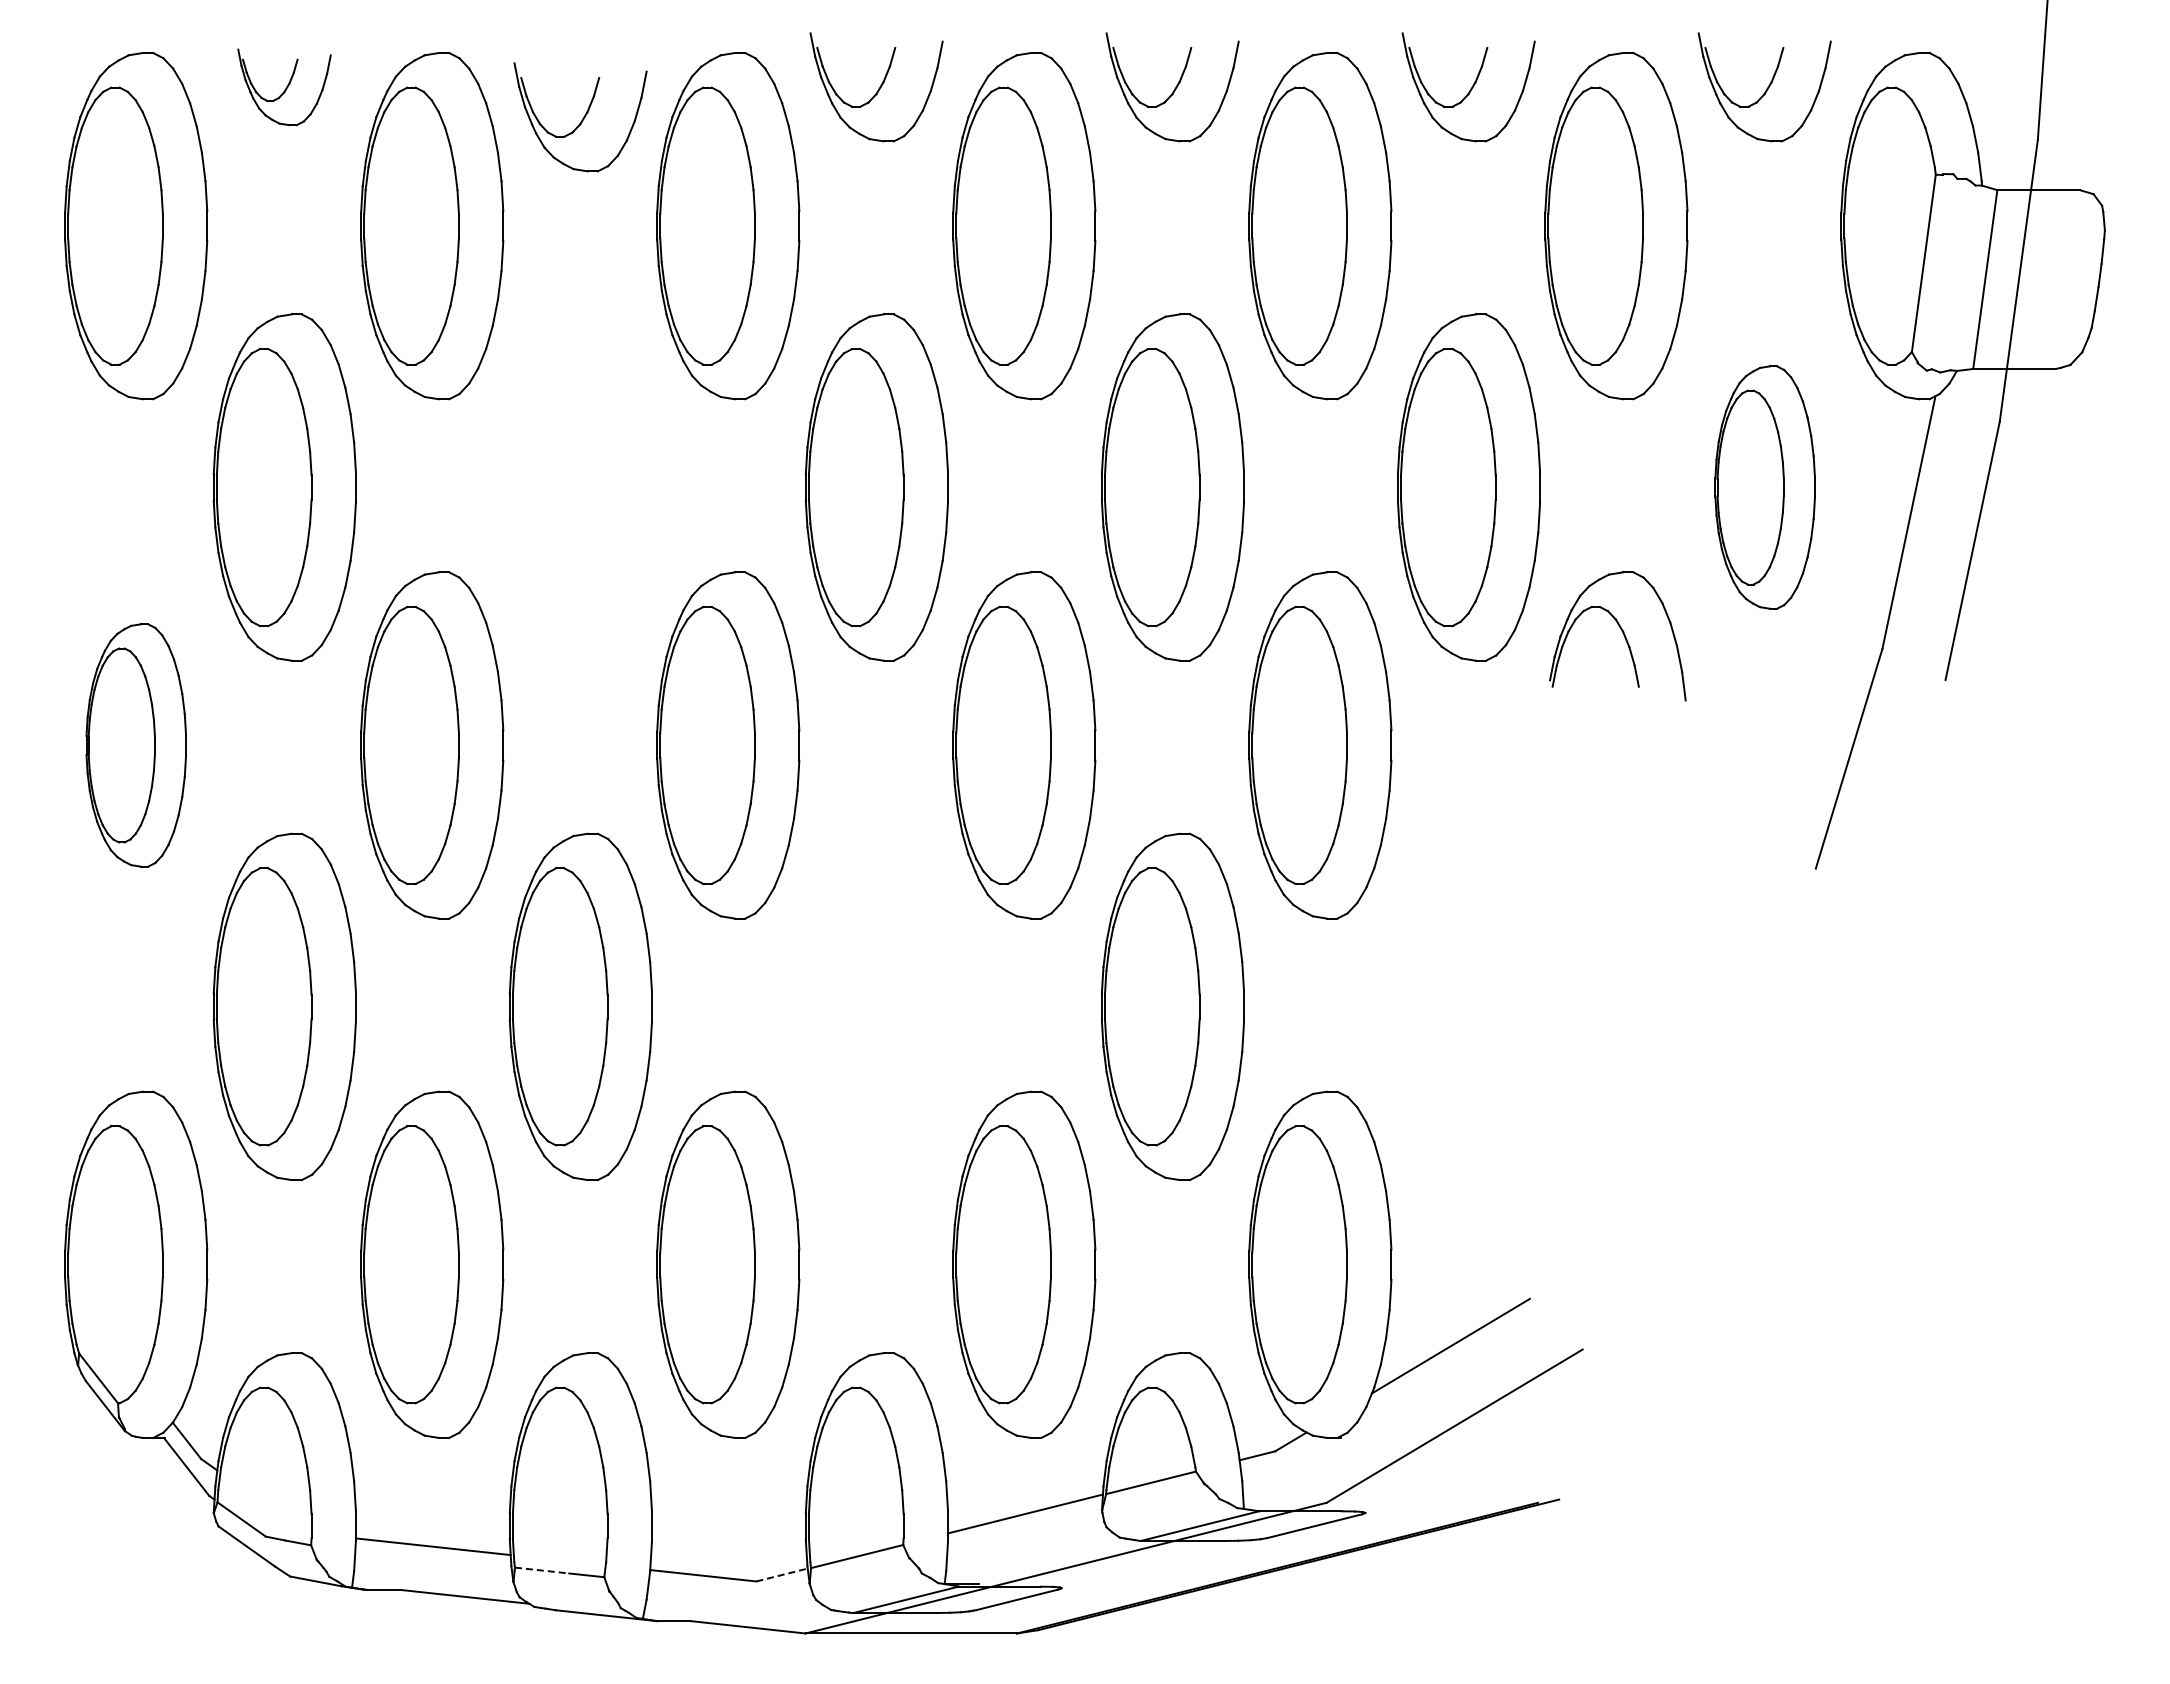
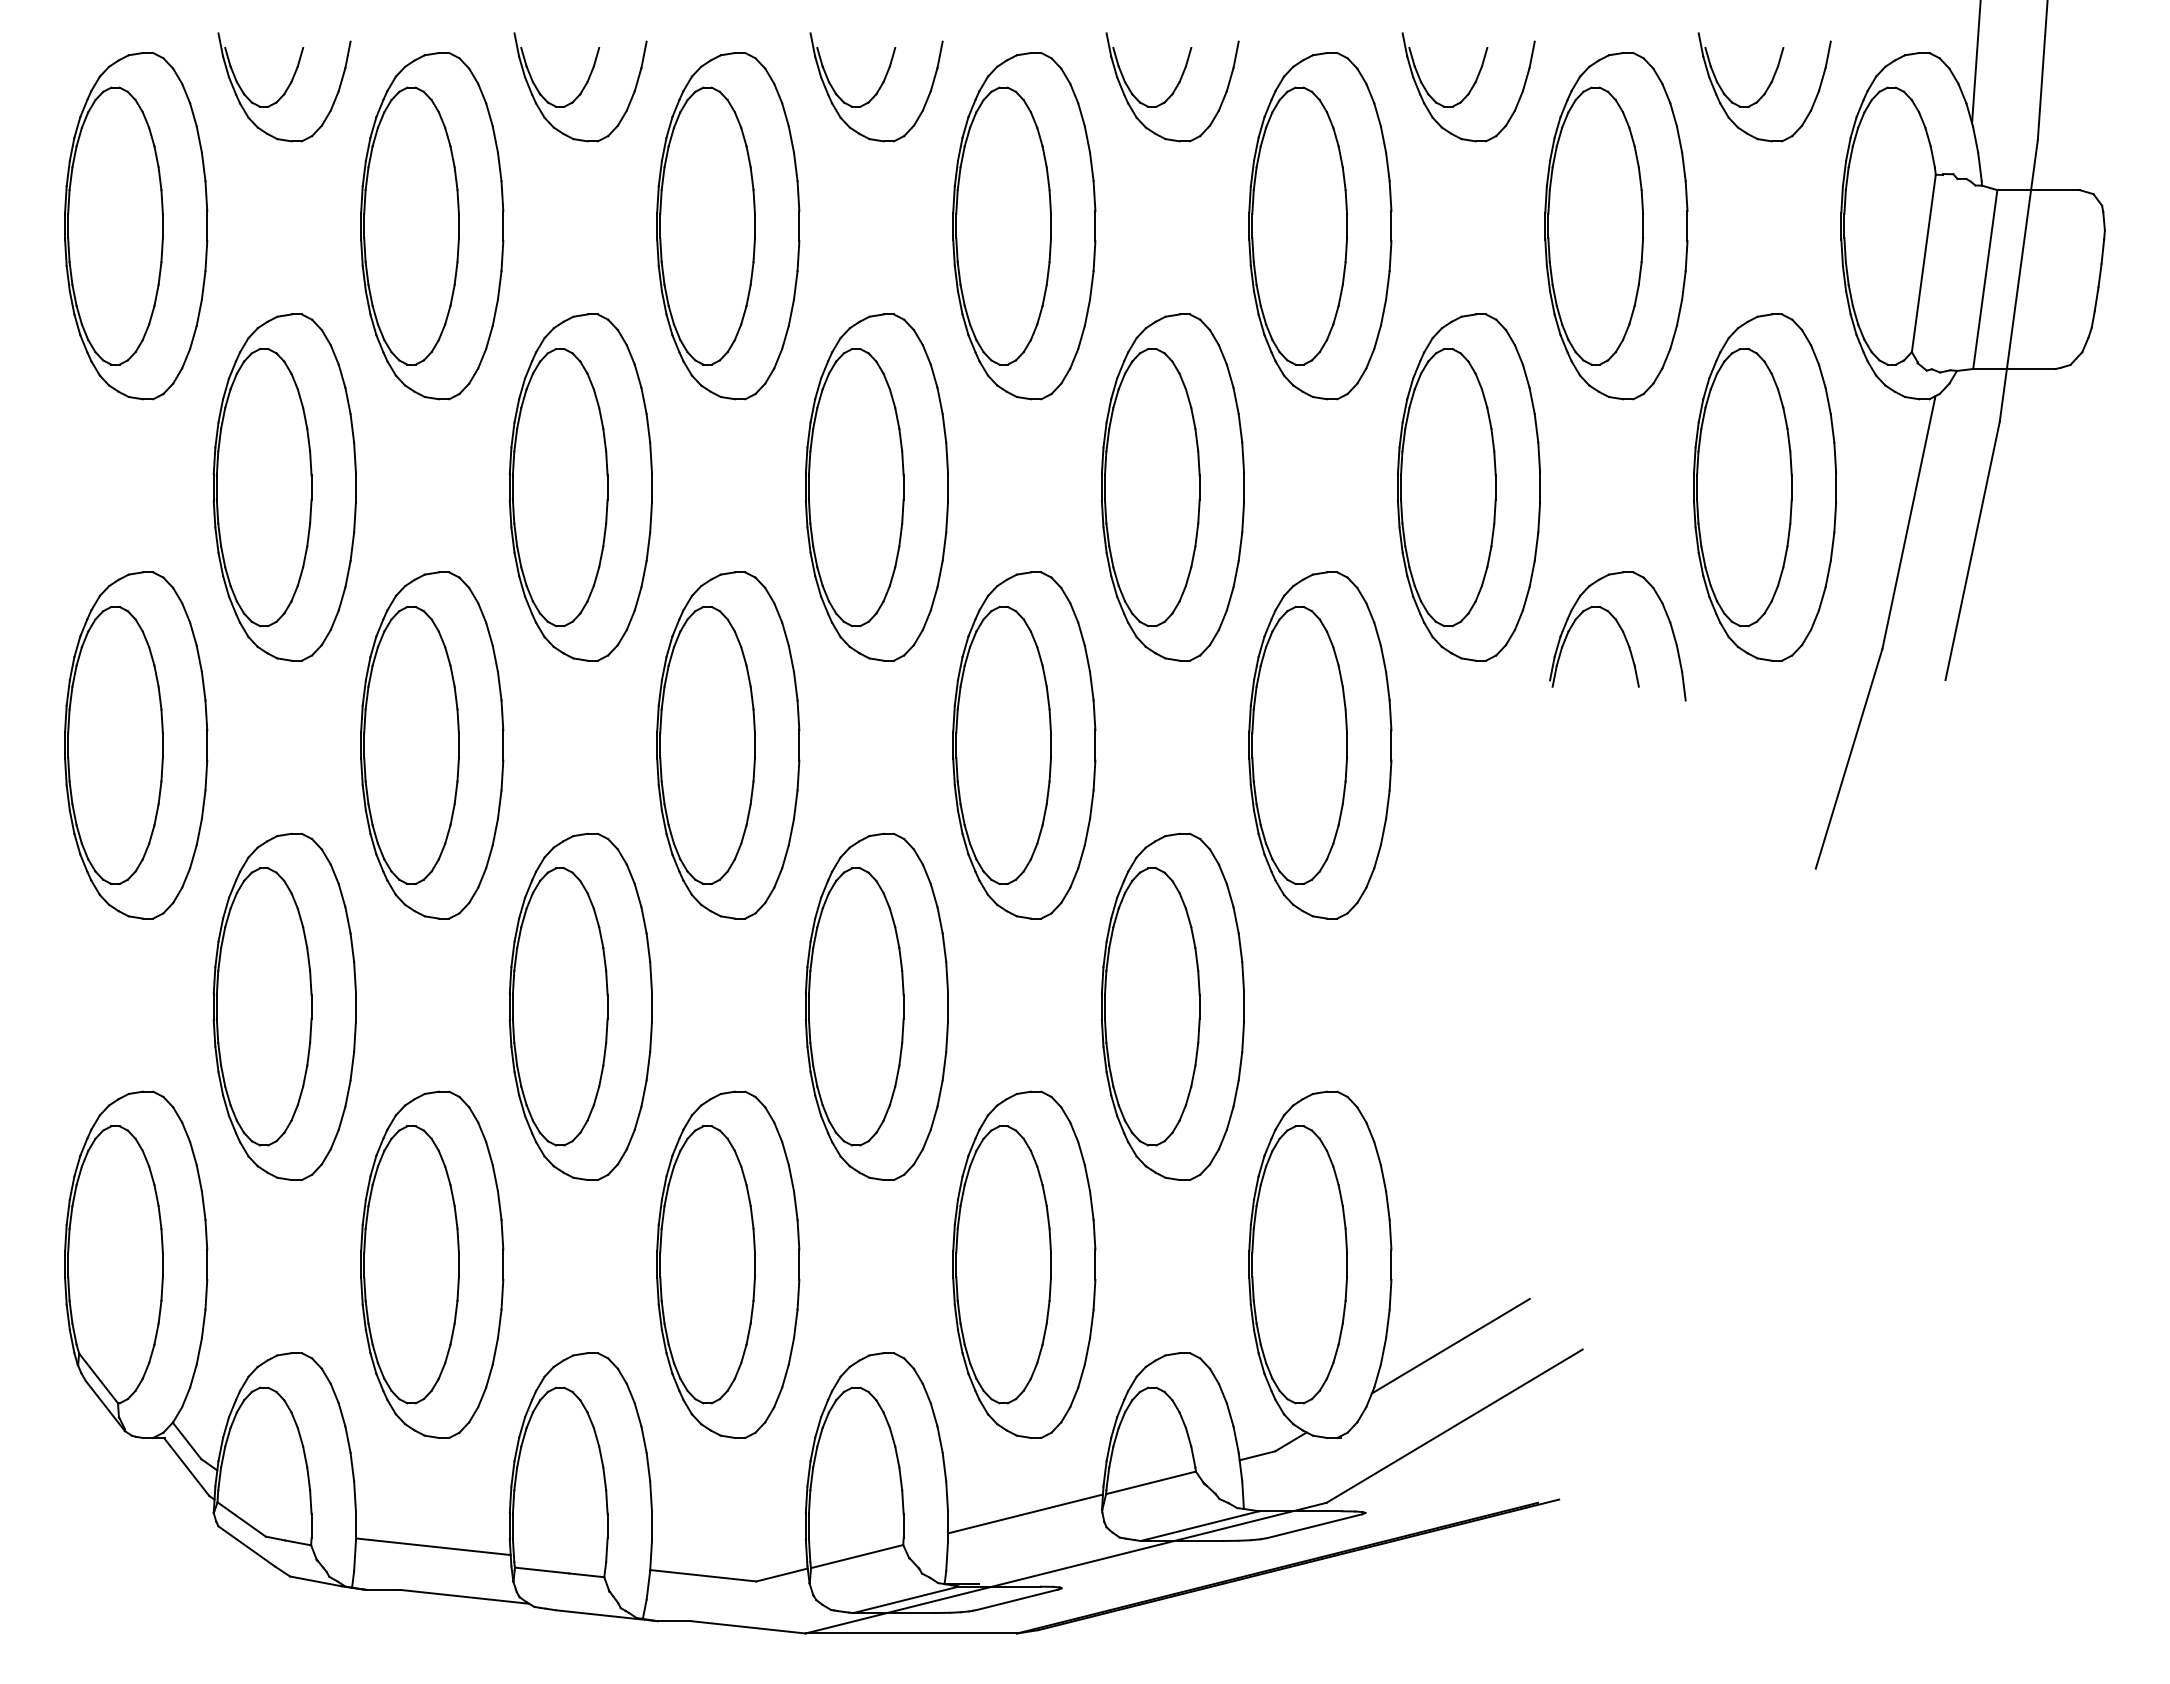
line: none -> present (1976, 62)
part size: 95x79 px -> 135x111 px (284, 87)
part position: (580, 117) -> (580, 87) (580, 87)
part: none -> present (580, 487)
part size: 102x245 px -> 145x349 px (1765, 487)
part size: 102x245 px -> 145x349 px (136, 745)
part: none -> present (876, 1006)
line: dashed -> solid (542, 1570)
line: dashed -> solid (782, 1574)
